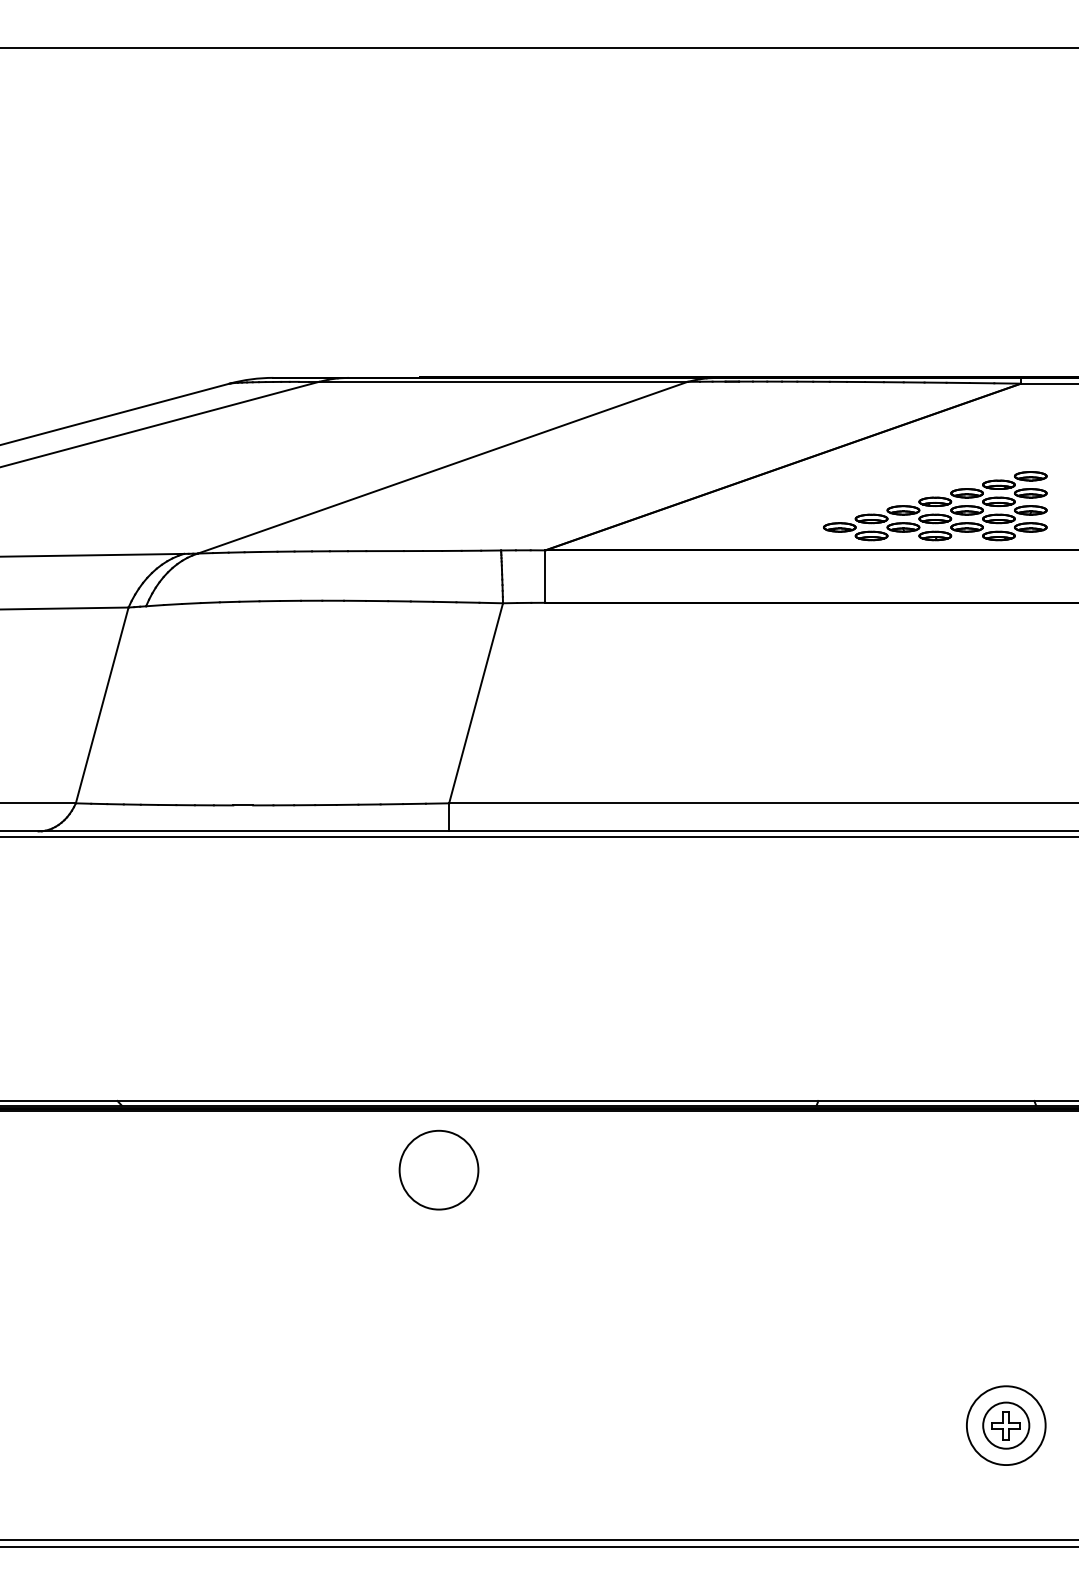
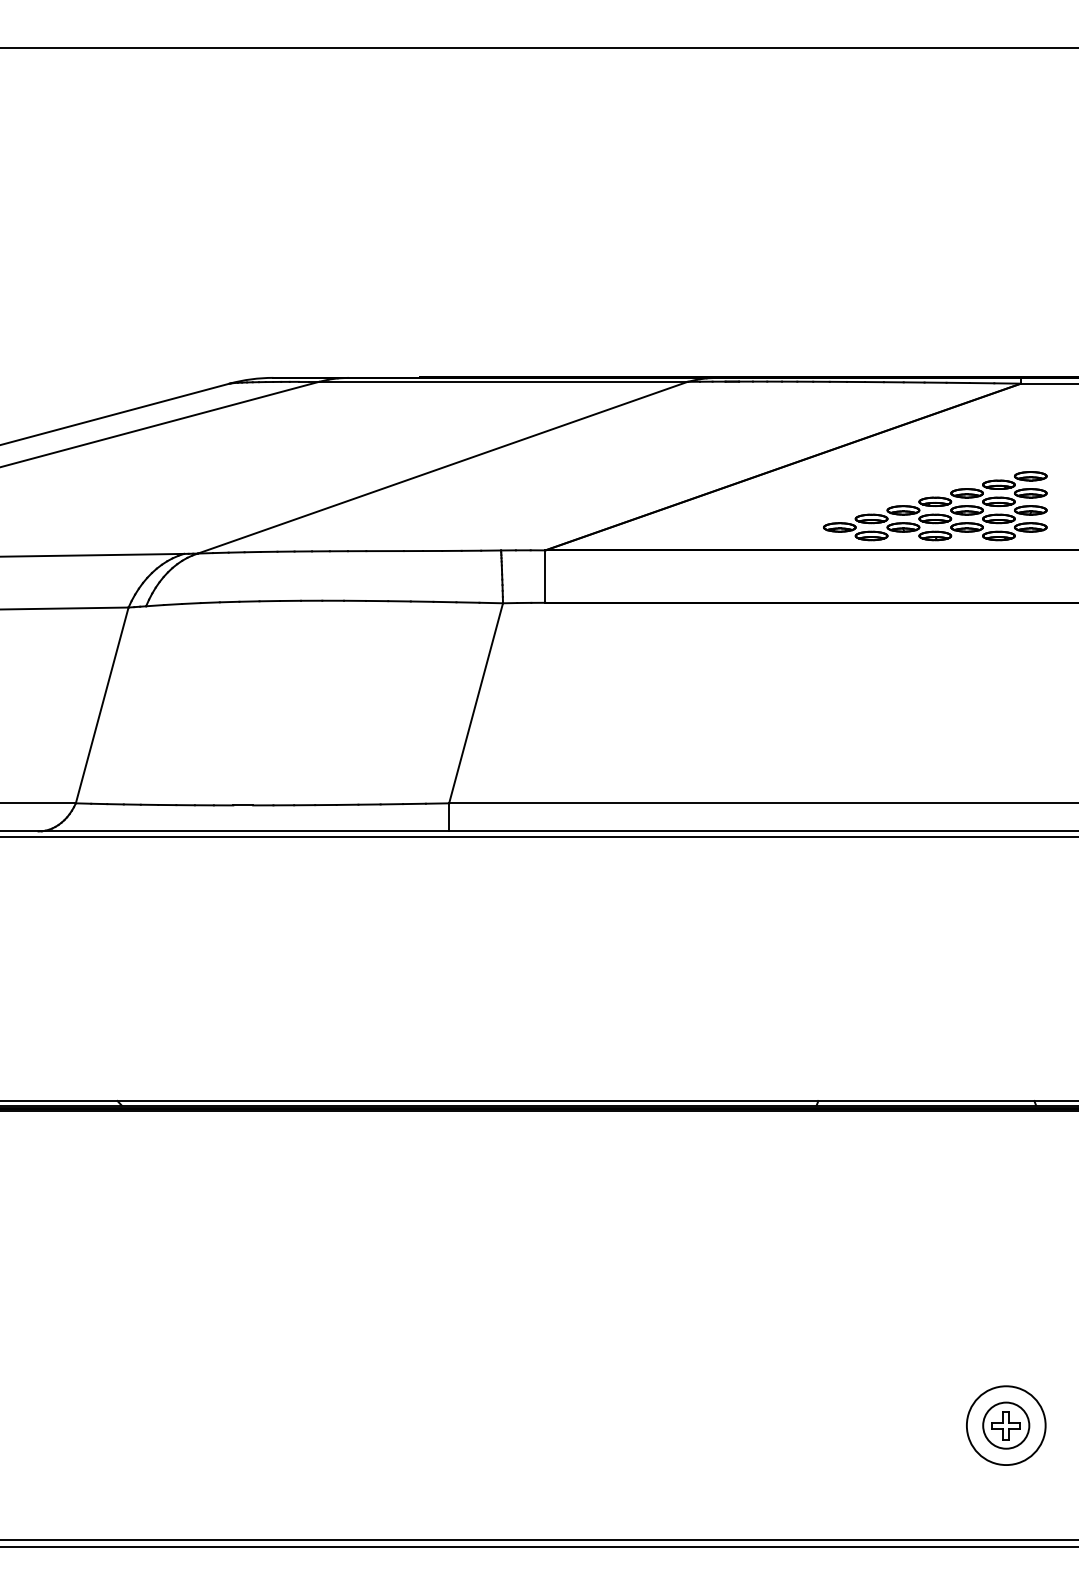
circle: present -> none (438, 1169)
